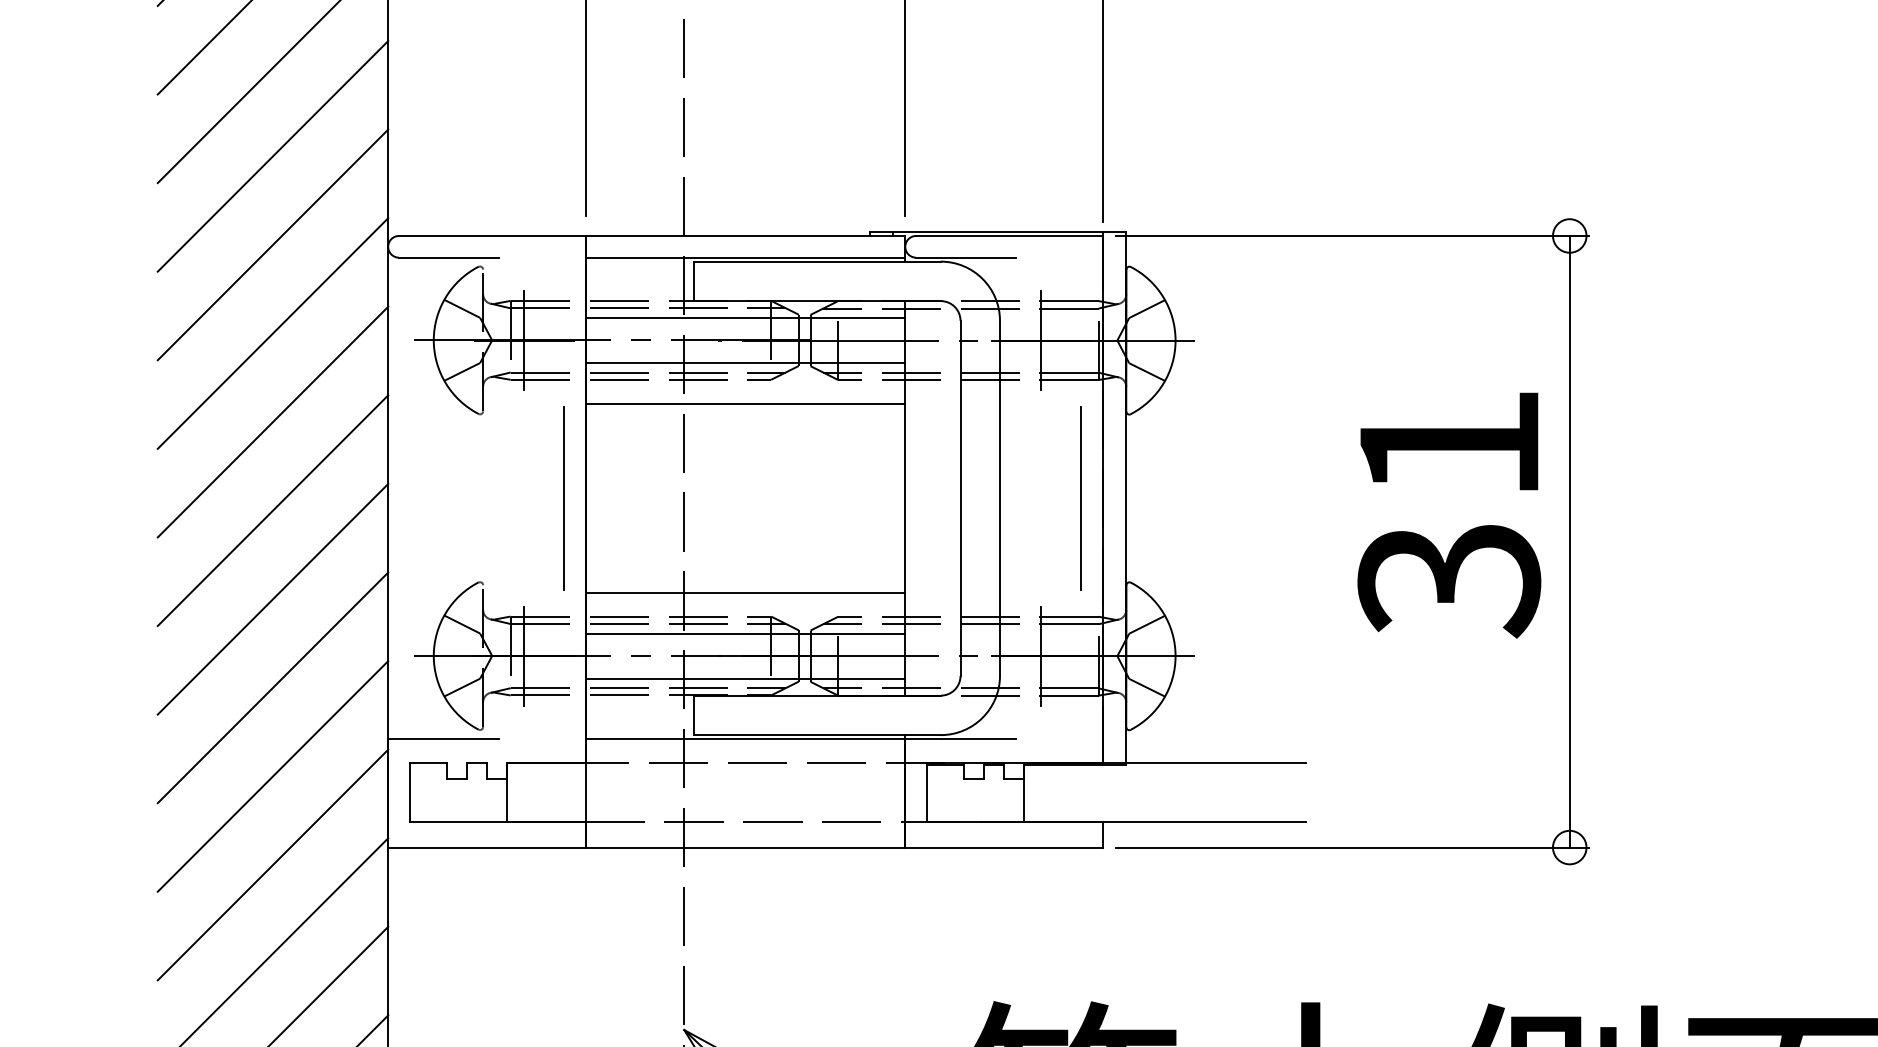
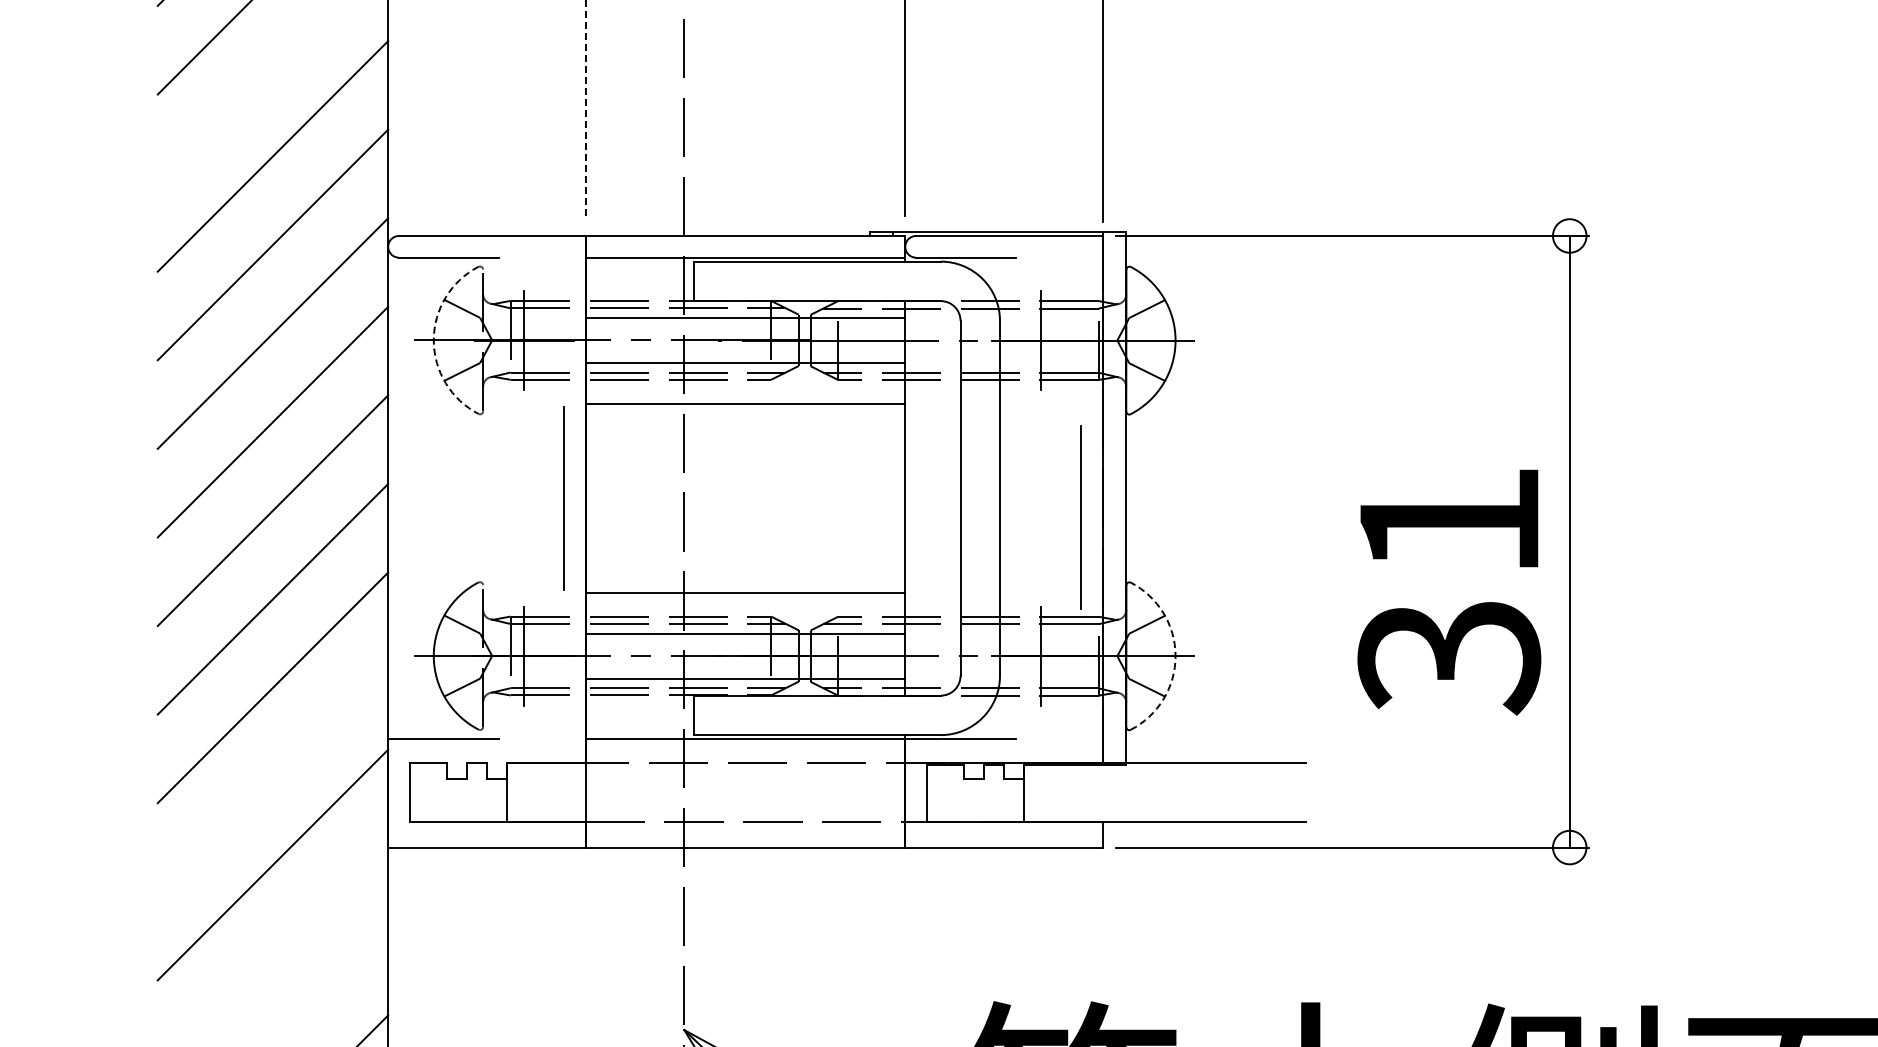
line: present -> none (247, 92)
line: solid -> dashed (585, 108)
arc: solid -> dashed (433, 340)
line position: (1080, 498) -> (1080, 517) (1080, 517)
text position: (1449, 515) -> (1449, 592) (1449, 592)
arc: solid -> dashed (1175, 656)
line: present -> none (272, 776)
line: present -> none (285, 940)
line: present -> none (329, 984)
